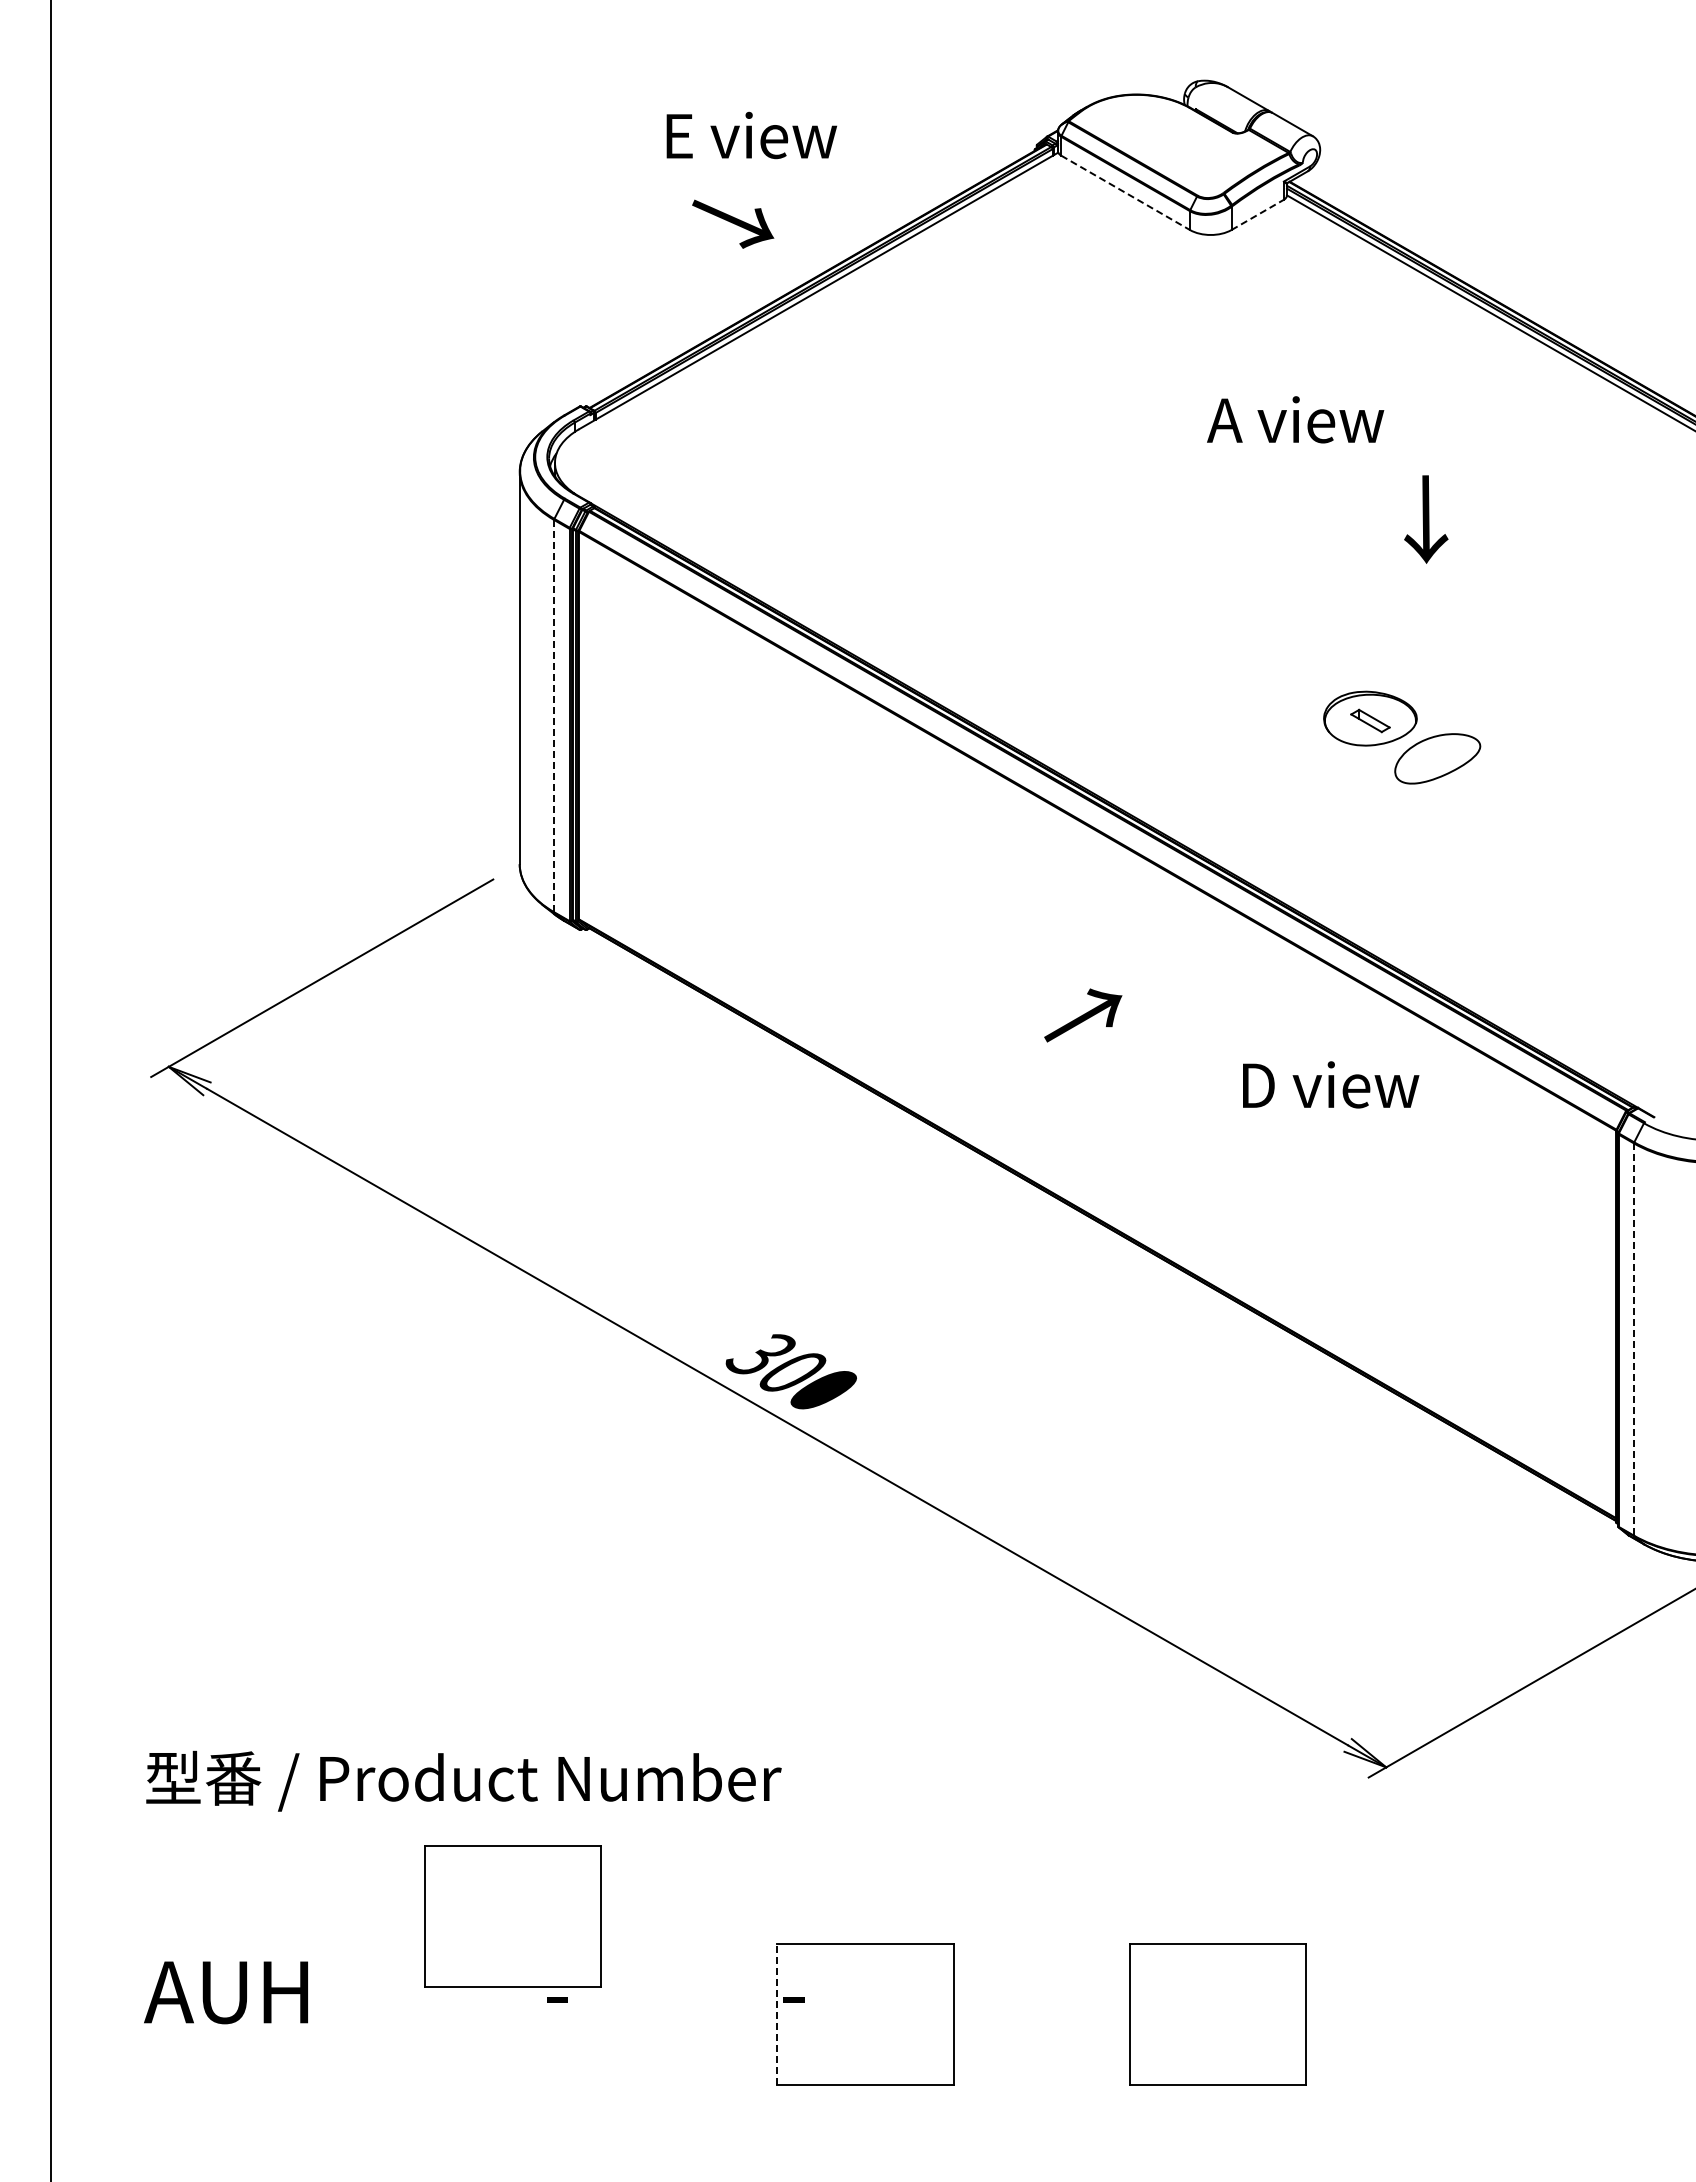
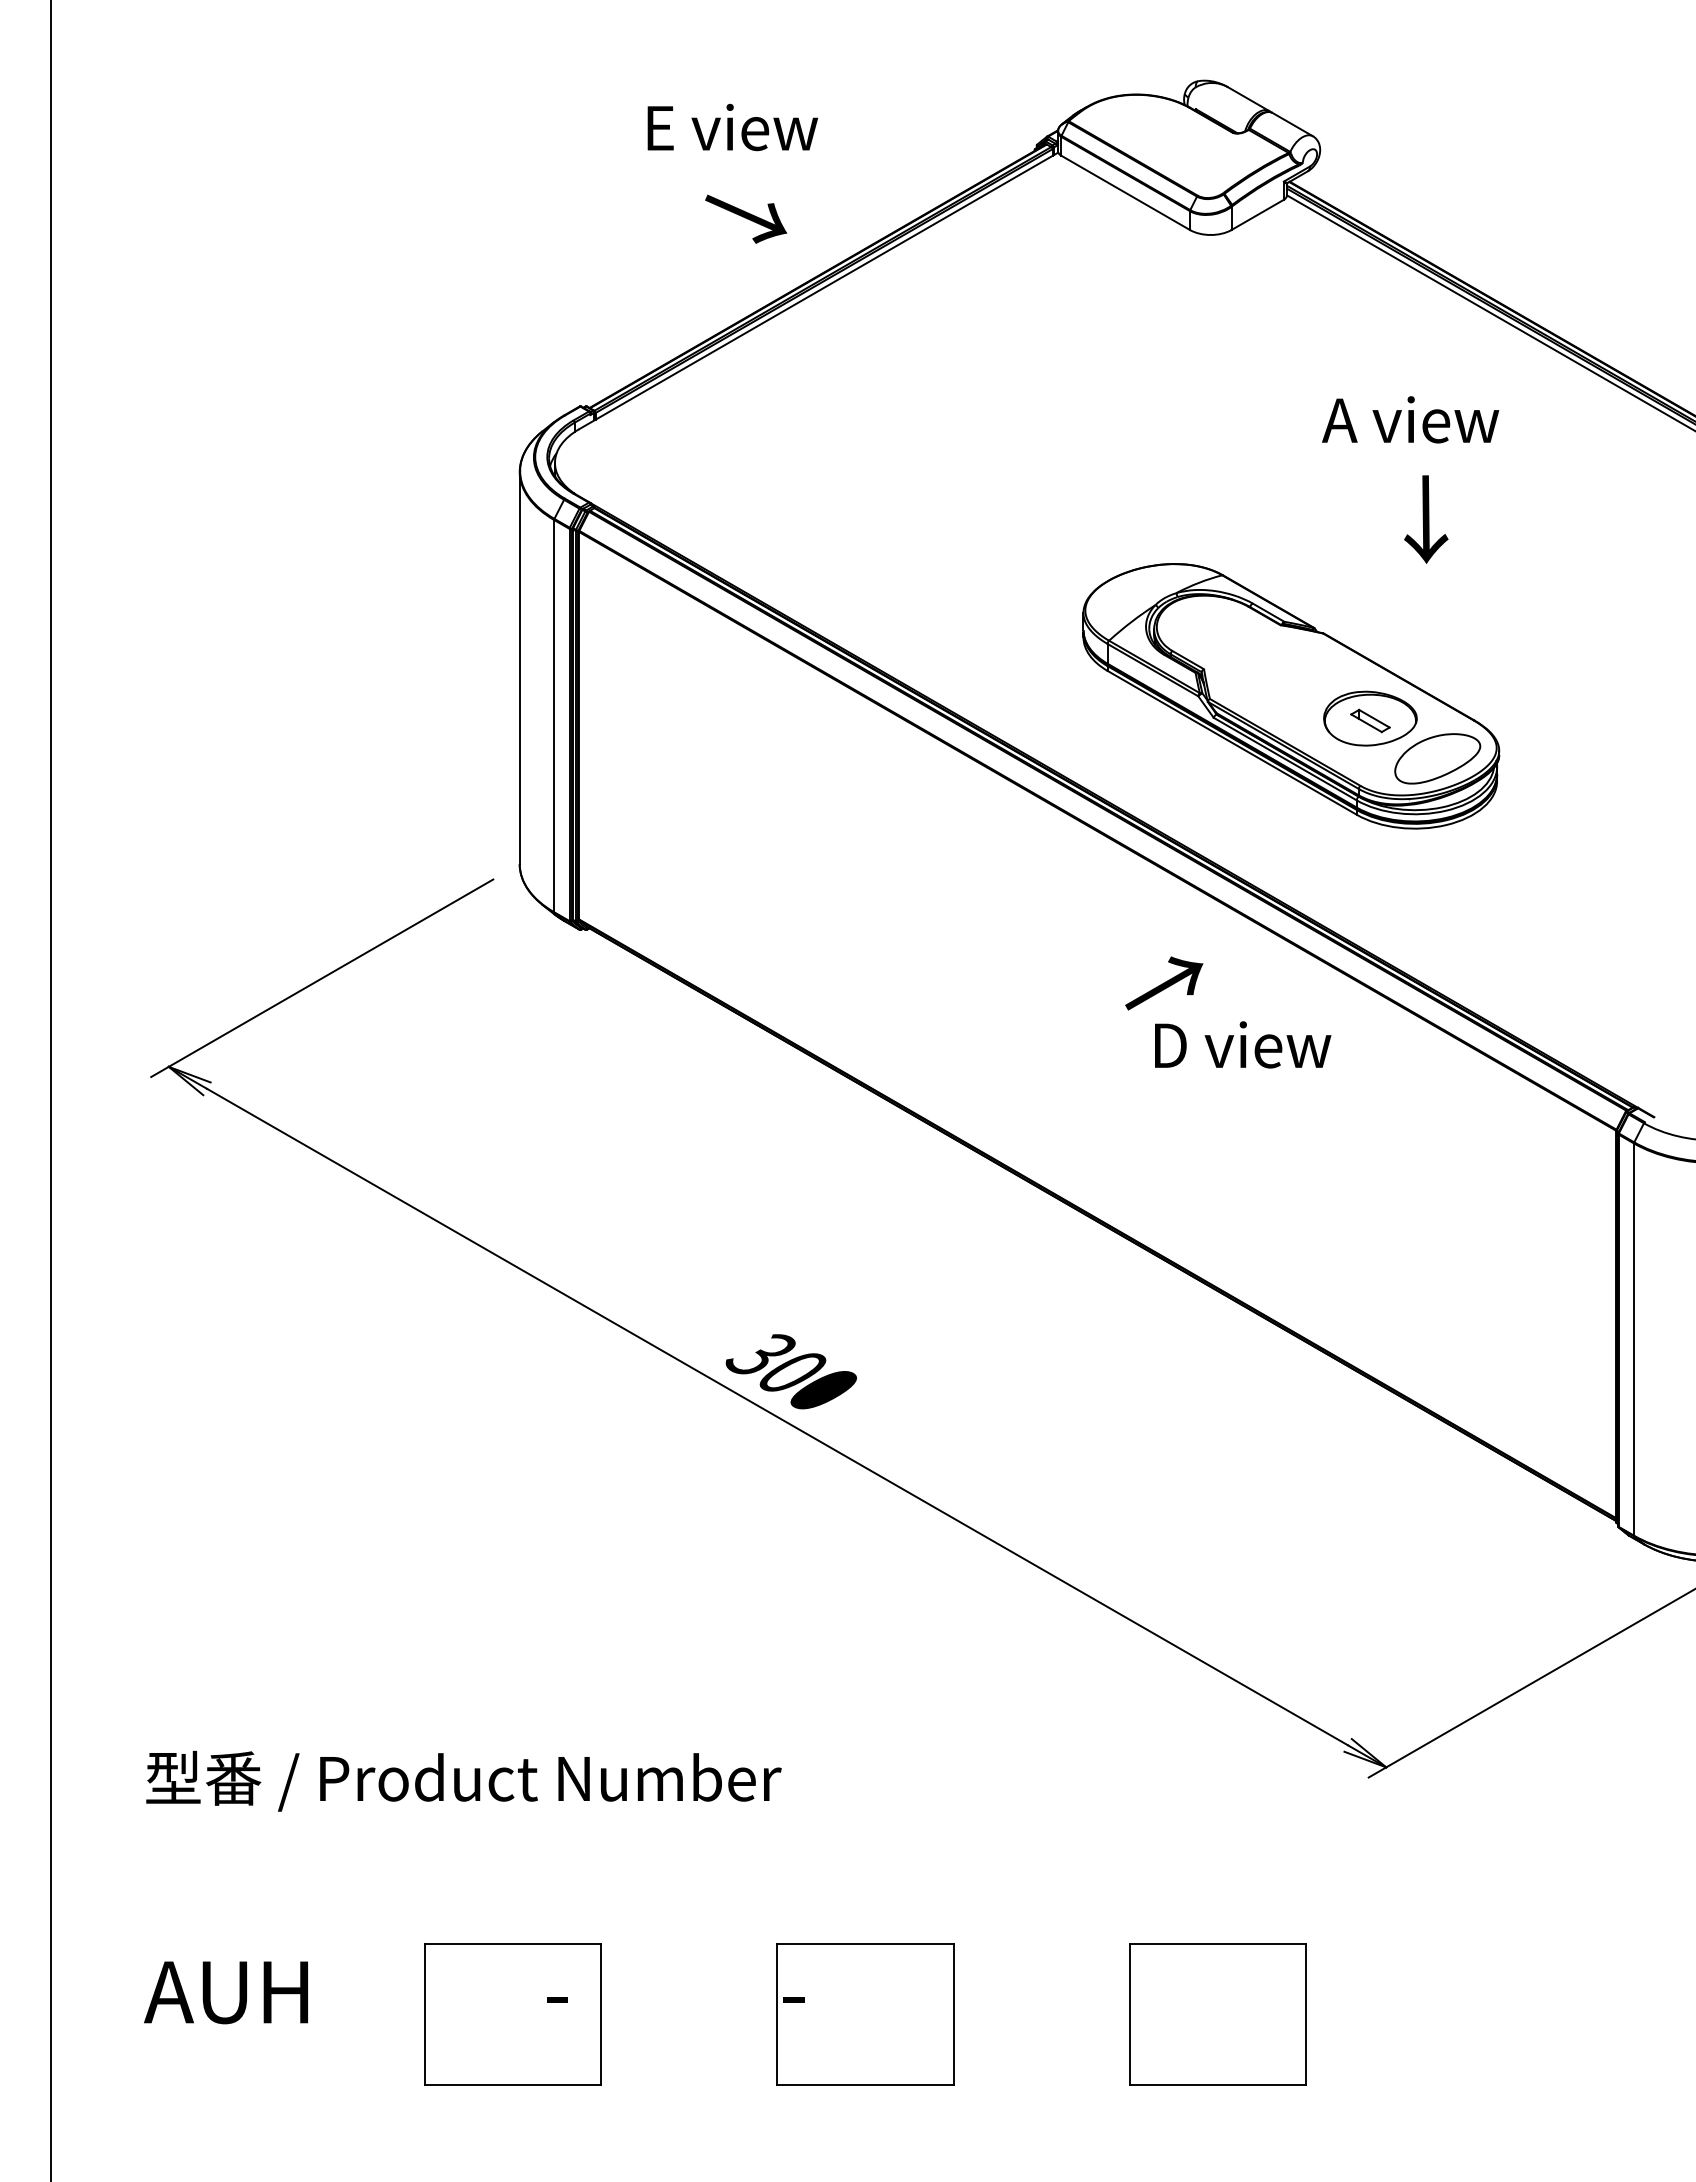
text position: (751, 135) -> (732, 127) (732, 127)
line: dashed -> solid (1126, 193)
line: dashed -> solid (1258, 214)
text position: (733, 223) -> (746, 218) (746, 218)
text position: (1295, 419) -> (1410, 419) (1410, 419)
part: none -> present (1291, 696)
line: dashed -> solid (554, 715)
text position: (1083, 1015) -> (1164, 983) (1164, 983)
text position: (1331, 1084) -> (1243, 1044) (1243, 1044)
line: dashed -> solid (1633, 1340)
part position: (512, 1916) -> (512, 2014) (512, 2014)
line: dashed -> solid (777, 2013)
